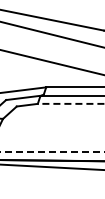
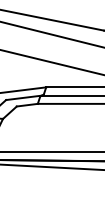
line: dashed -> solid (70, 103)
line: dashed -> solid (51, 152)
